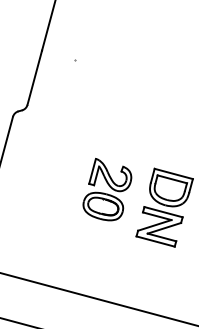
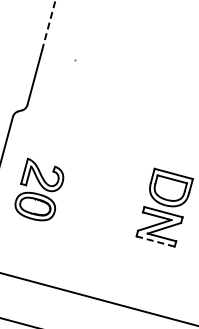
line: solid -> dashed (48, 25)
part position: (107, 189) -> (39, 189) (39, 189)
line: solid -> dashed (155, 241)
